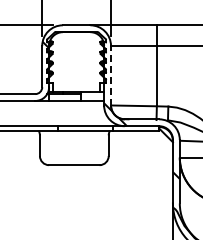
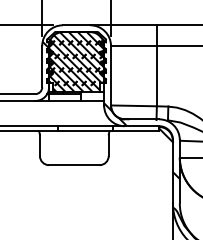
hatch: none -> present (76, 61)
line: dashed -> solid (111, 75)
